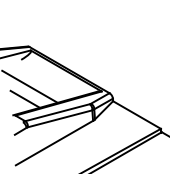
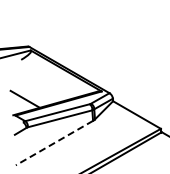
line: present -> none (29, 86)
line: solid -> dashed (54, 143)
